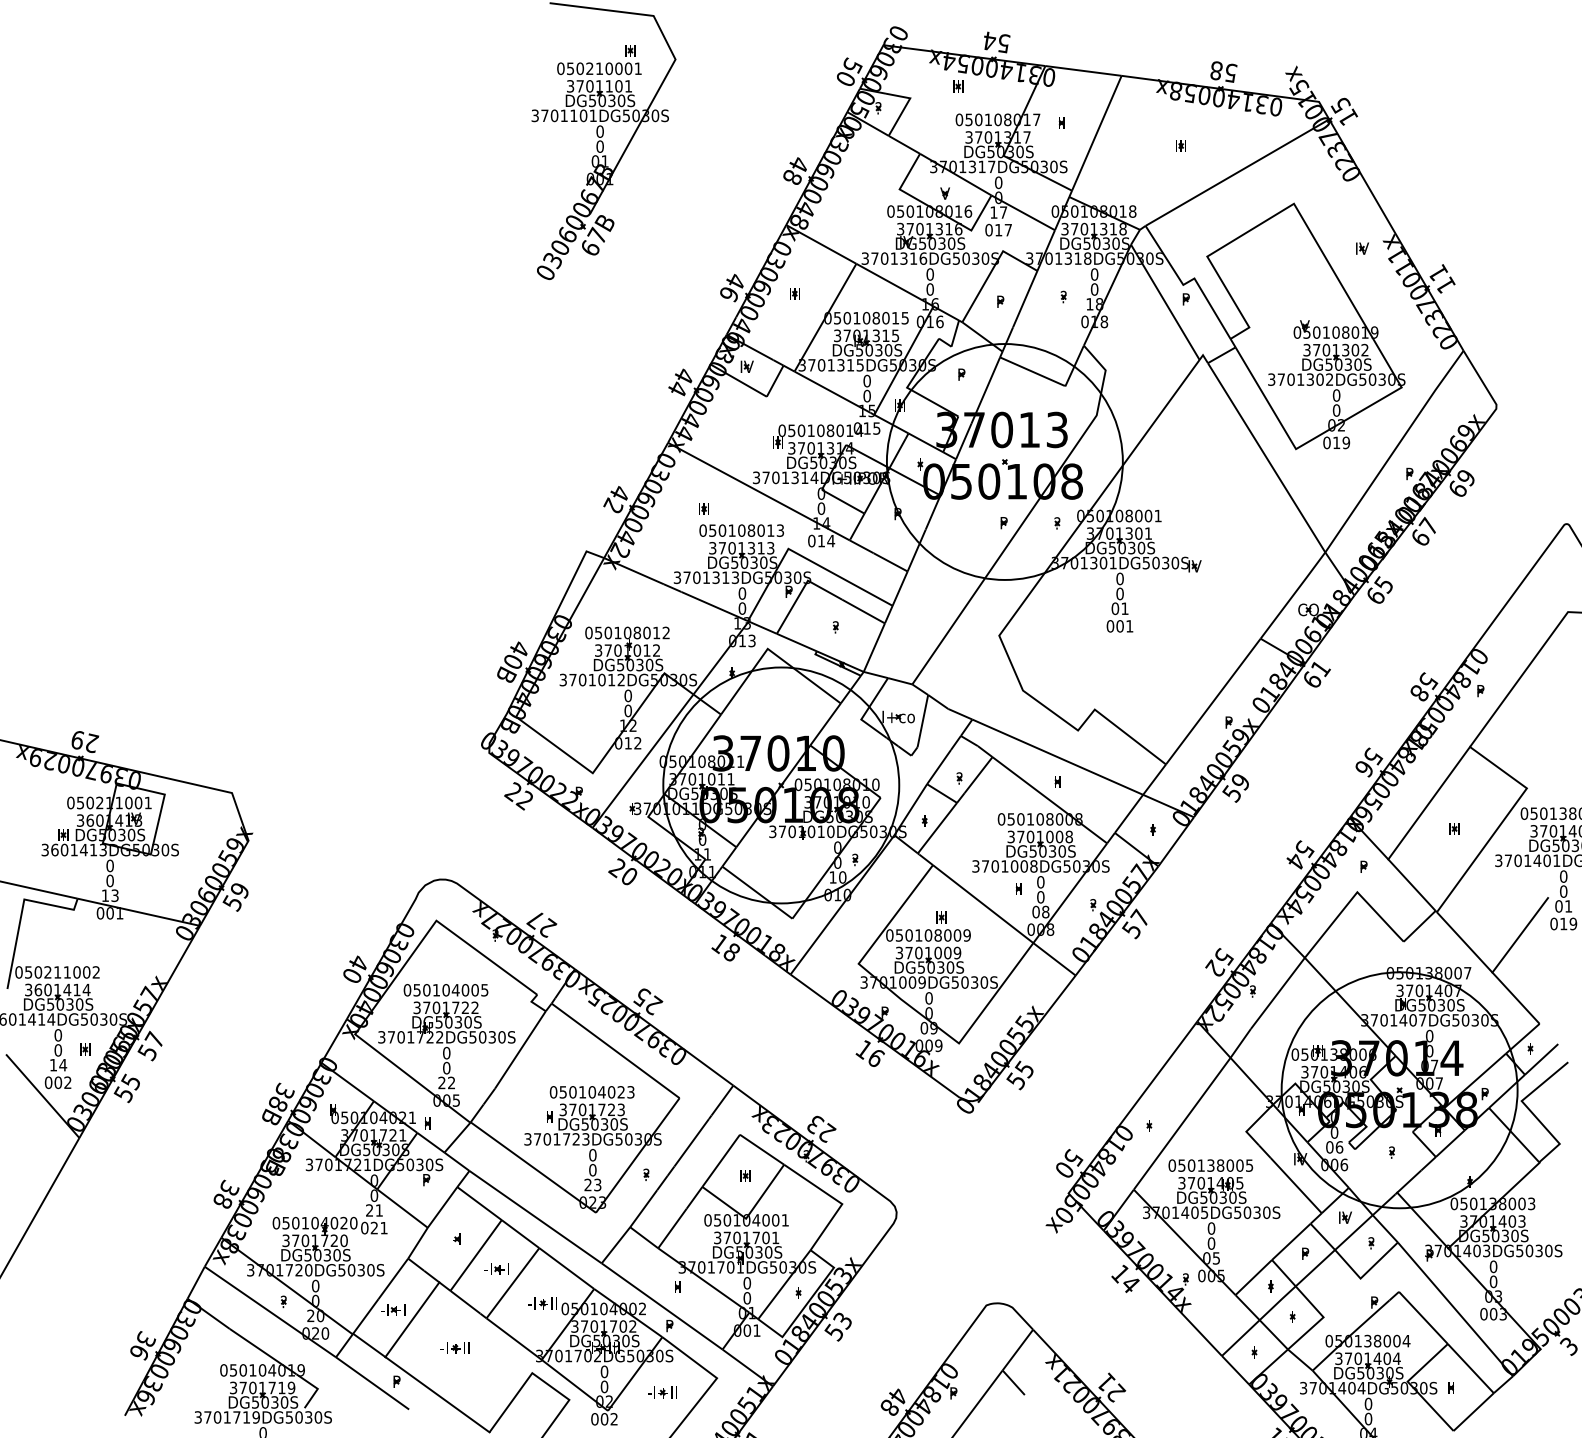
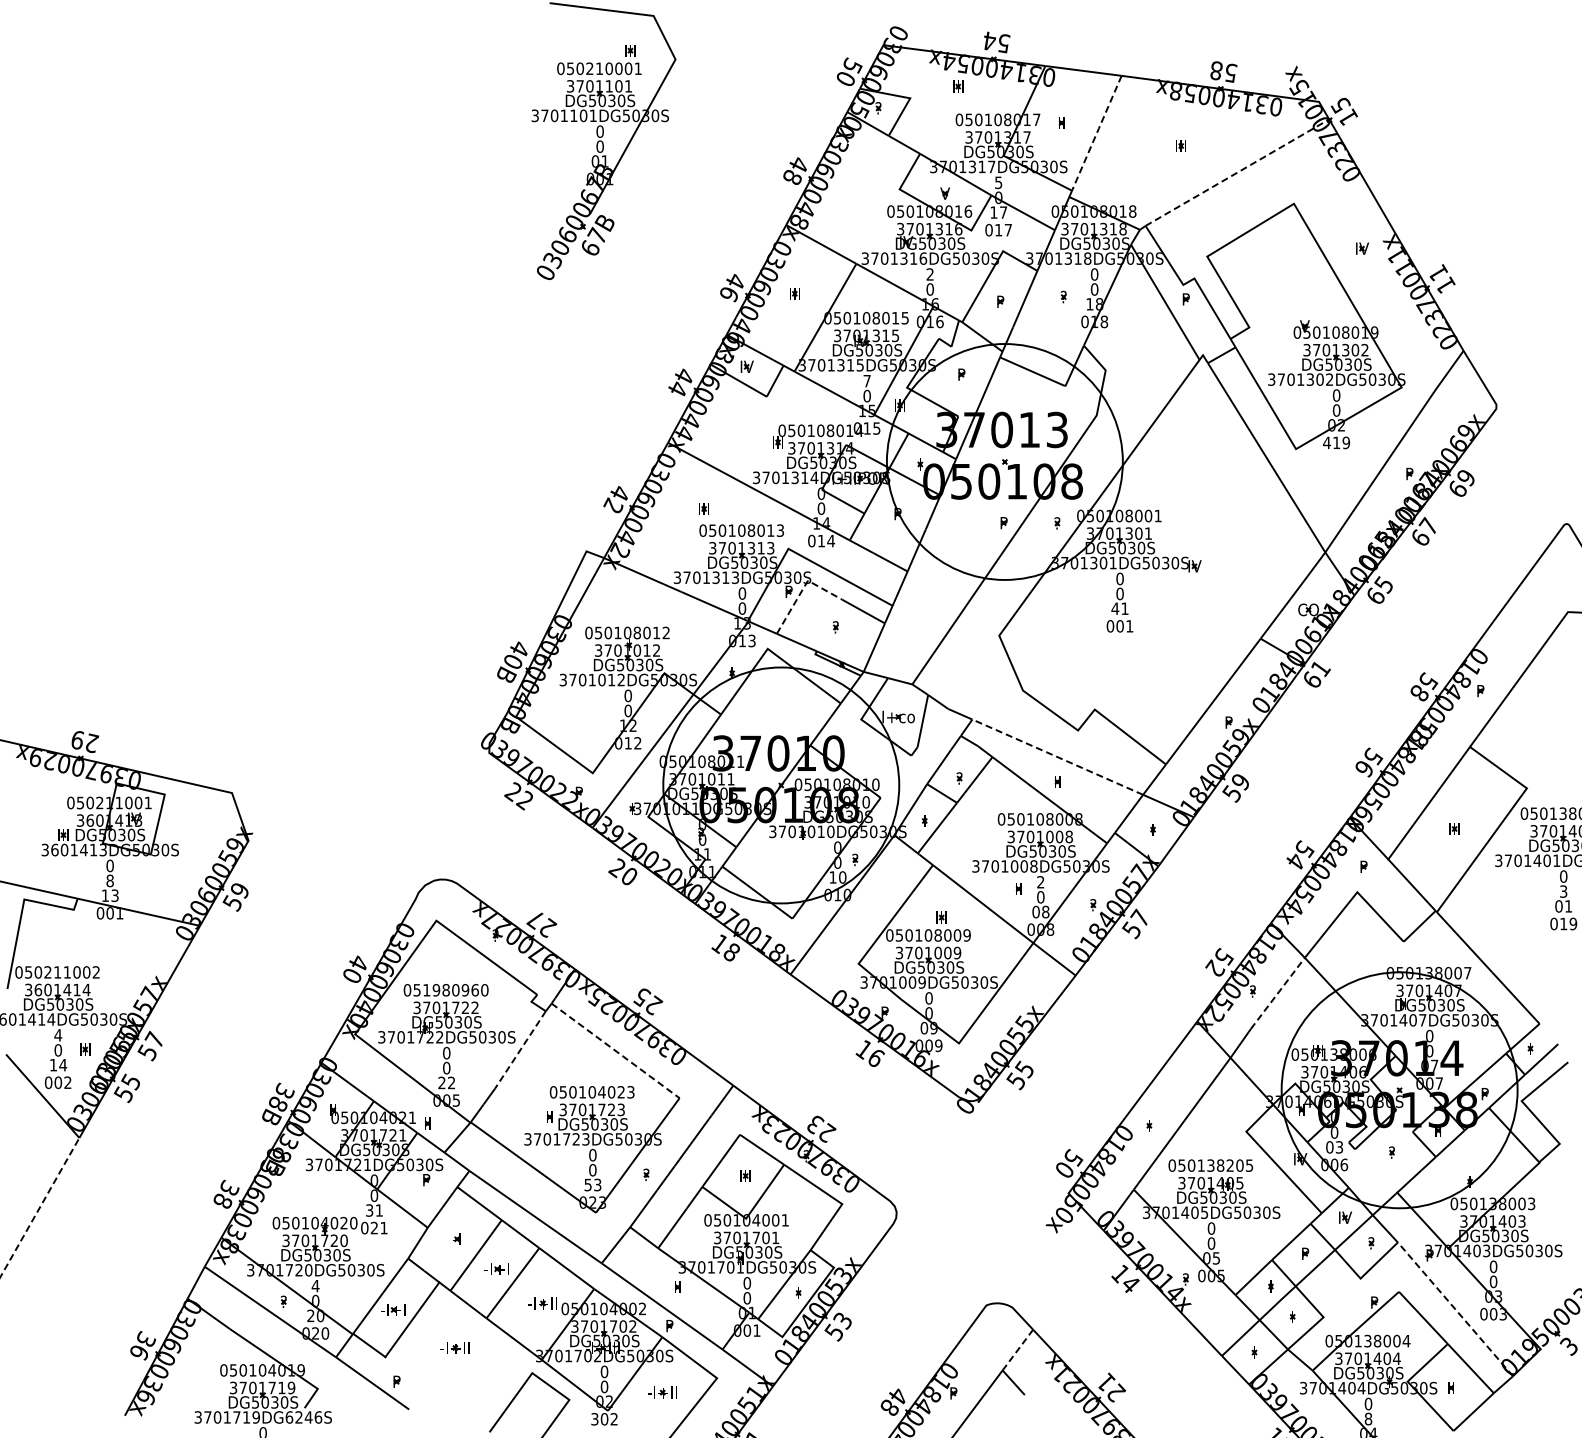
line: solid -> dashed (1096, 133)
line: solid -> dashed (1237, 172)
text: 0 -> 5 (998, 182)
text: 0 -> 2 (929, 274)
text: 0 -> 7 (866, 380)
text: 019 -> 419 (1326, 442)
line: solid -> dashed (802, 589)
text: 01 -> 41 (1115, 608)
line: solid -> dashed (1057, 756)
text: 0 -> 8 (109, 880)
text: 0 -> 2 (1040, 882)
text: 0 -> 3 (1563, 891)
line: present -> none (1520, 935)
text: 050104005 -> 051980960 (455, 990)
line: solid -> dashed (1277, 993)
text: 0 -> 4 (58, 1035)
line: solid -> dashed (520, 1050)
line: solid -> dashed (615, 1050)
text: 06 -> 03 (1339, 1147)
text: 050138005 -> 050138205 (1230, 1165)
text: 23 -> 53 (587, 1184)
line: solid -> dashed (40, 1207)
text: 21 -> 31 (369, 1210)
text: 0 -> 4 (315, 1285)
line: solid -> dashed (1455, 1309)
line: solid -> dashed (1017, 1350)
line: present -> none (437, 1394)
text: 3701719DG5030S -> 3701719DG6246S (303, 1417)
text: 0 -> 8 (1368, 1418)
text: 002 -> 302 (594, 1419)
